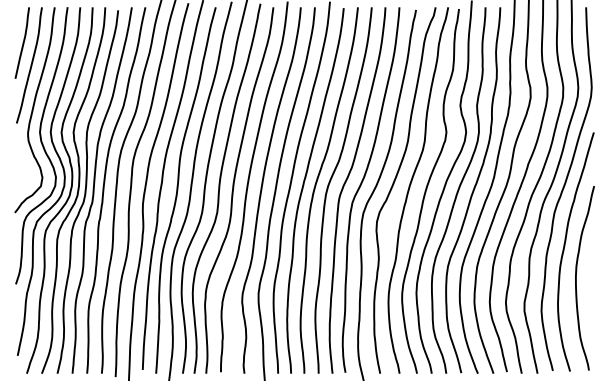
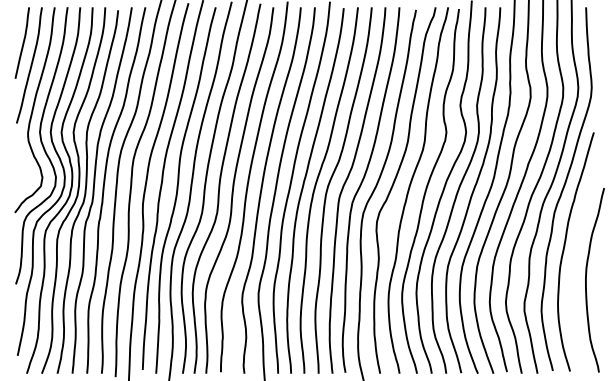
curve position: (576, 278) -> (586, 280) (586, 280)
